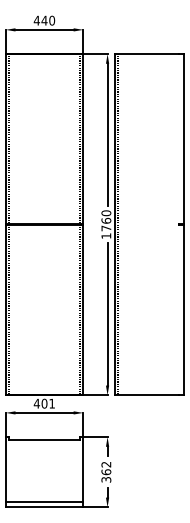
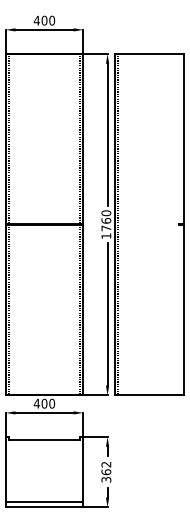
text: 440 -> 400 (44, 20)
text: 401 -> 400 (52, 403)
